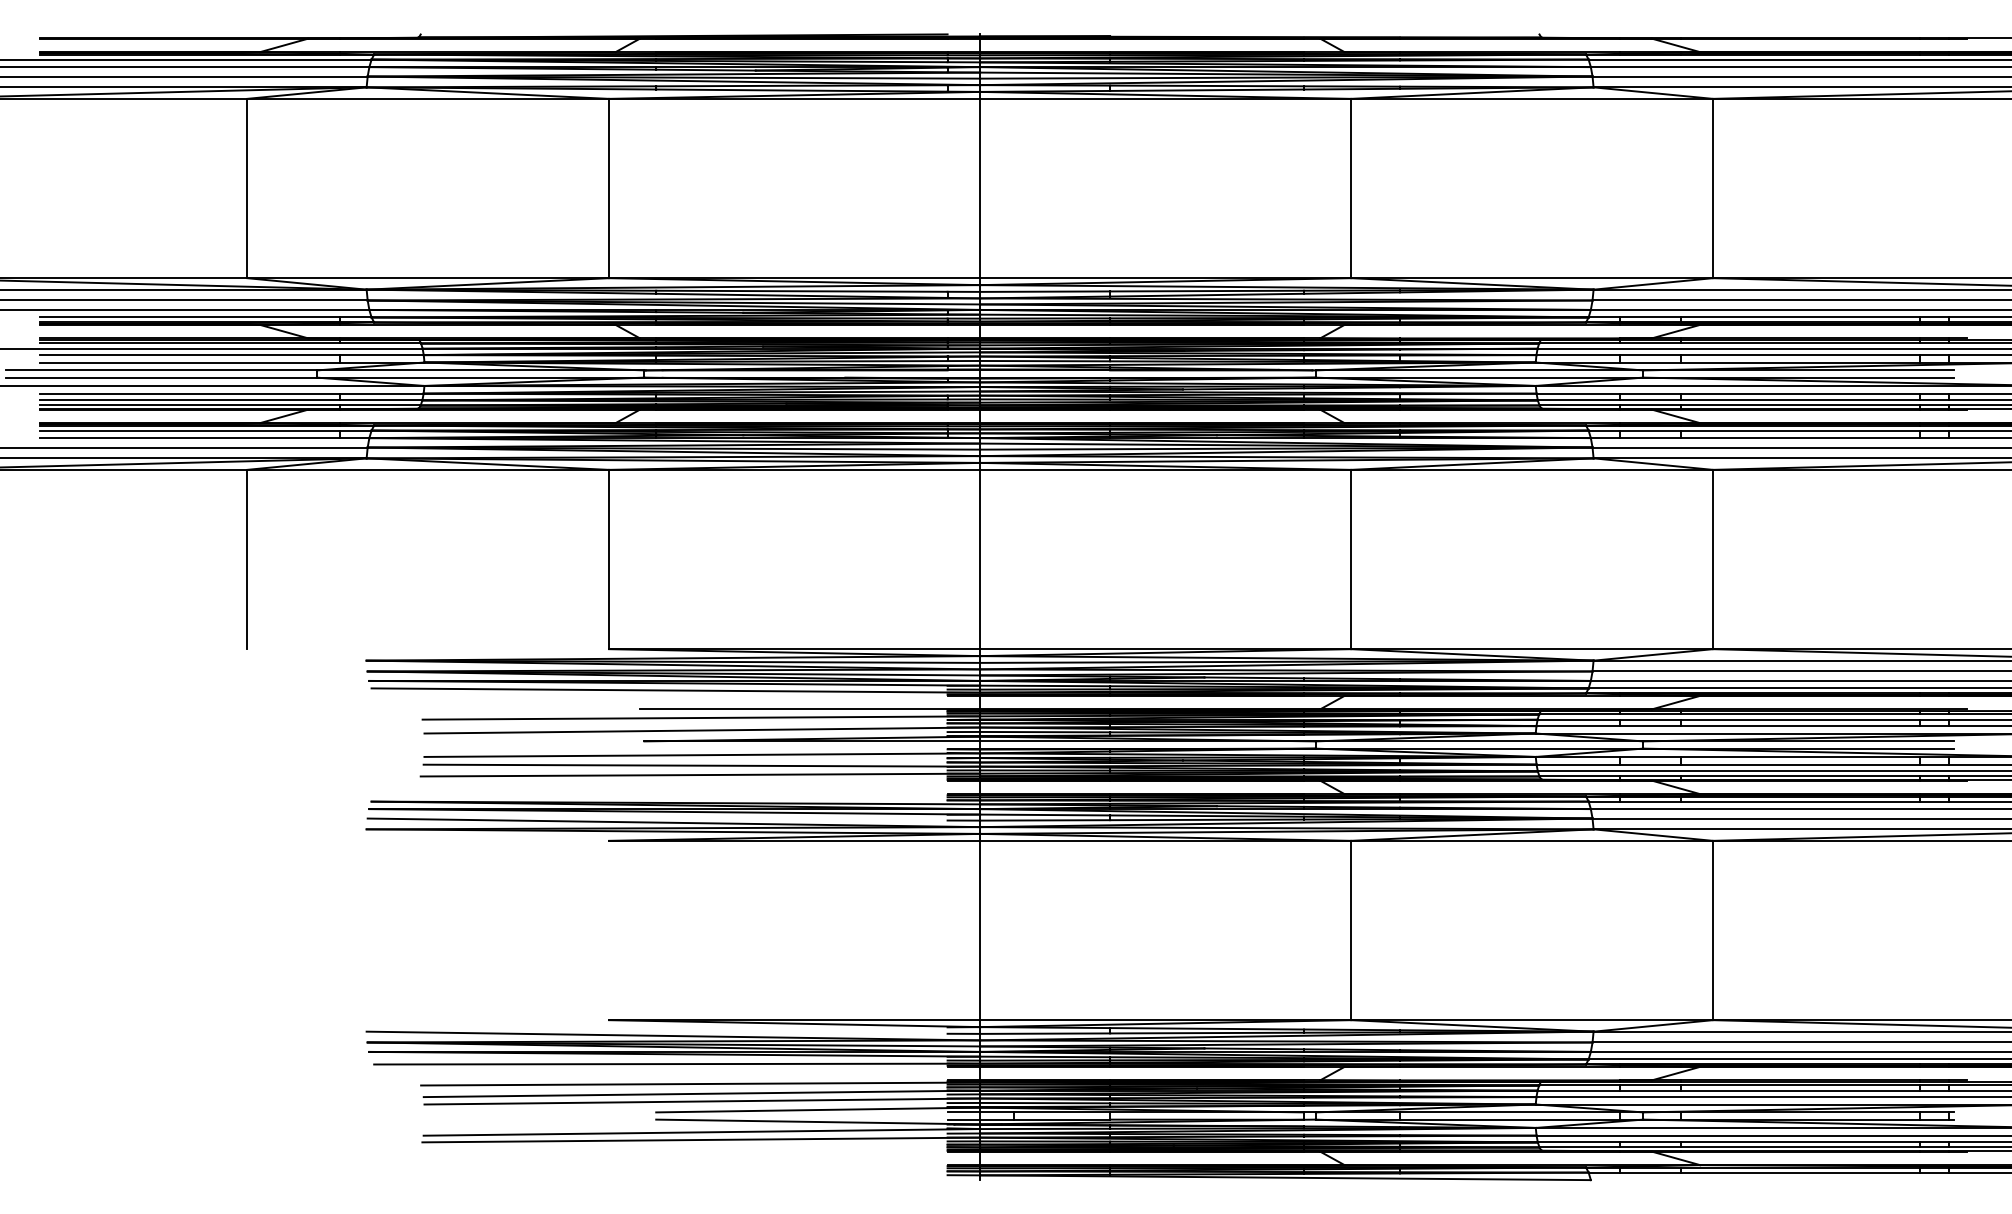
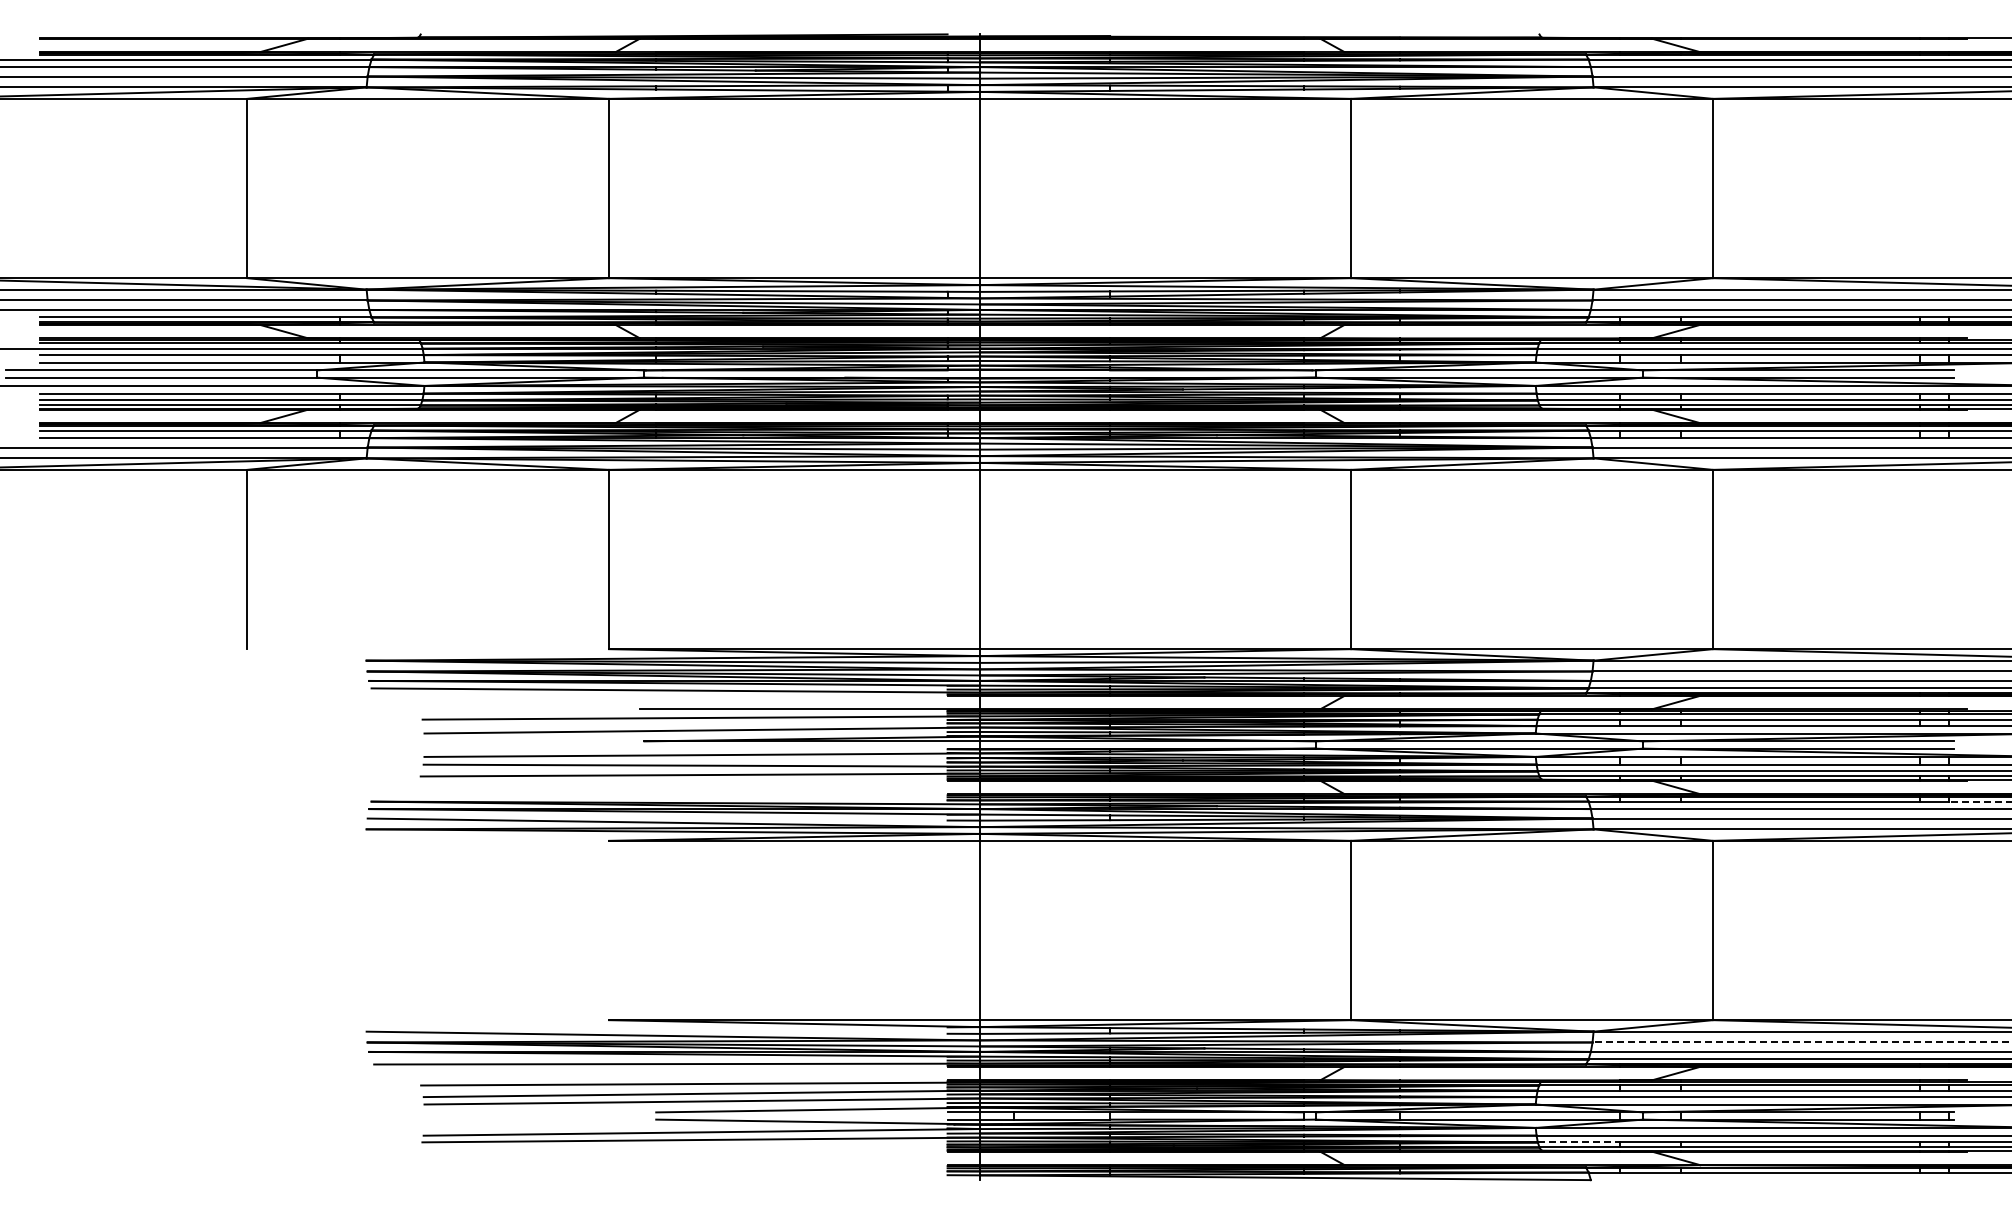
line: solid -> dashed (1979, 801)
line: solid -> dashed (1801, 1042)
line: solid -> dashed (1579, 1142)
